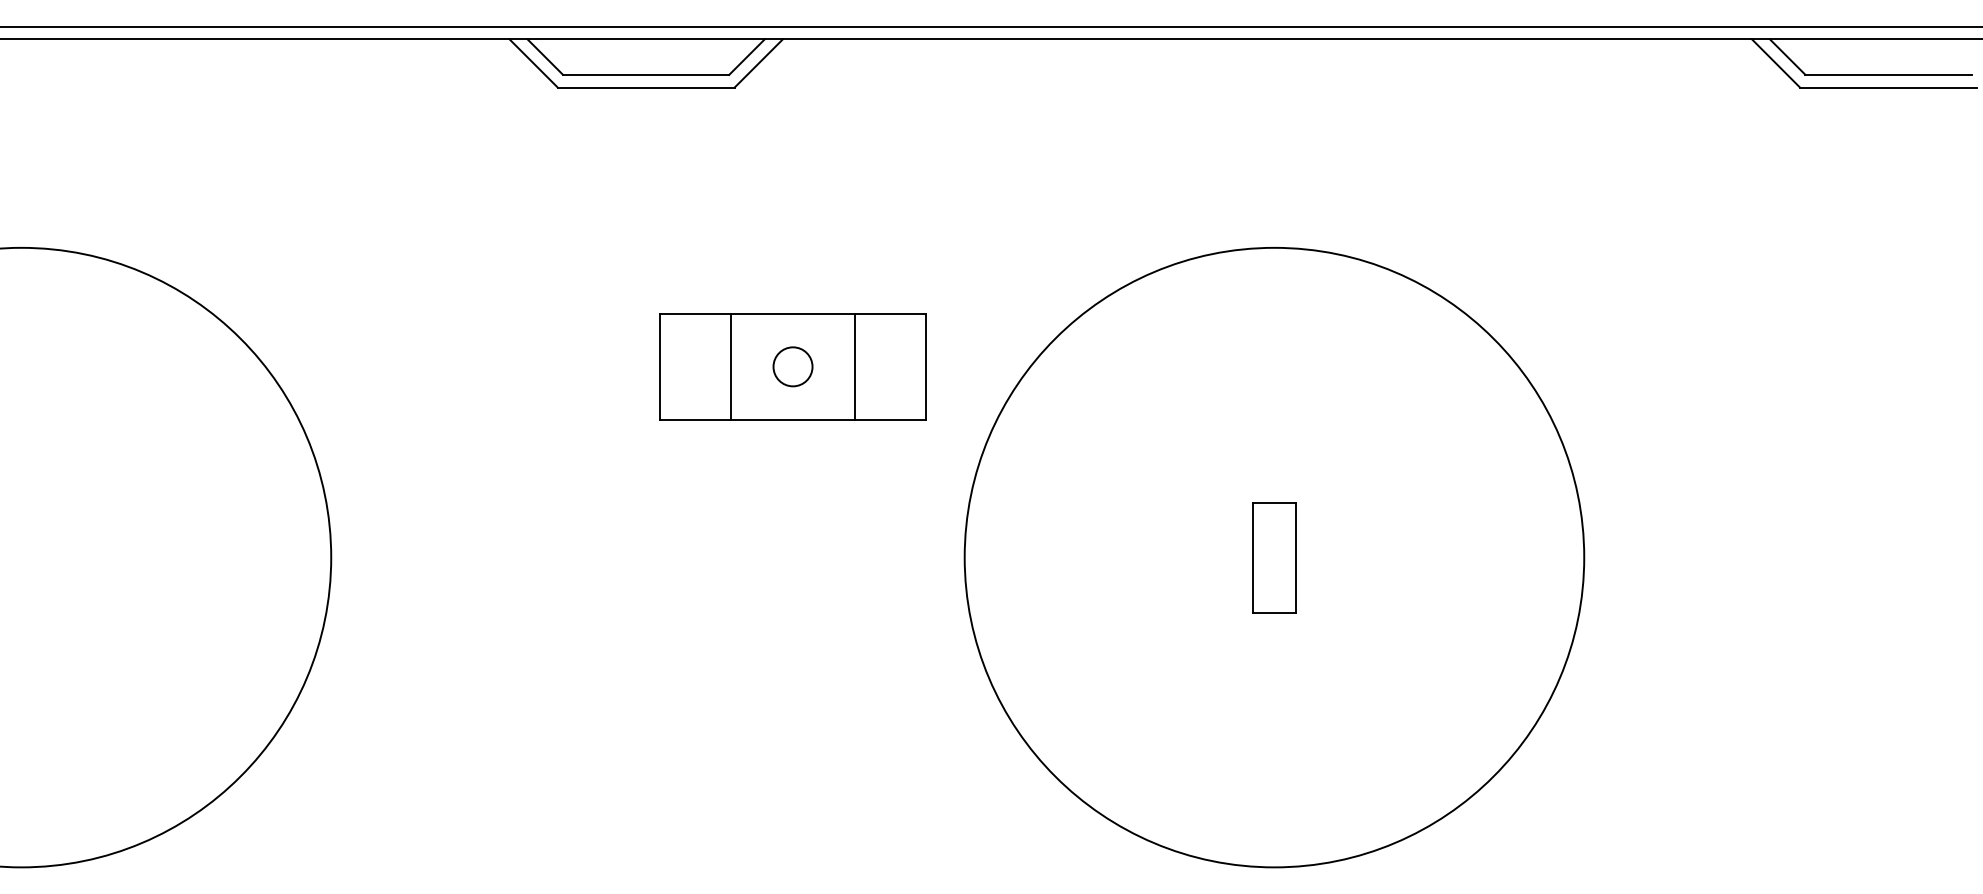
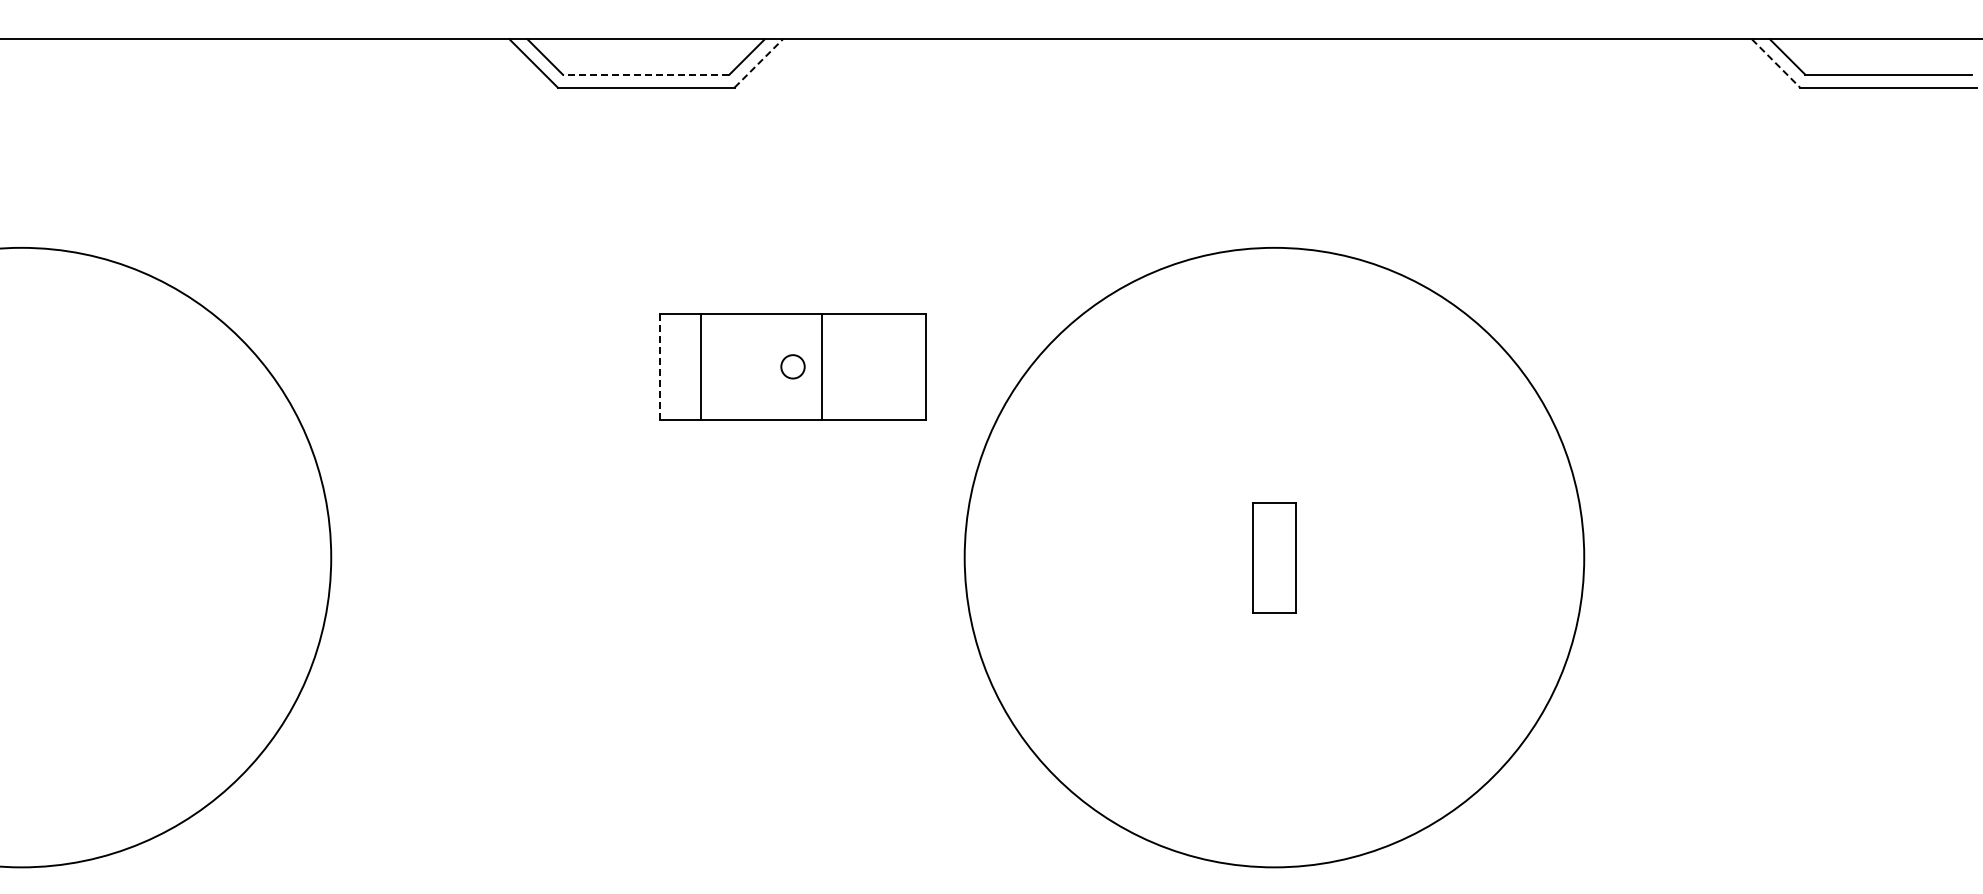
line: present -> none (990, 26)
line: solid -> dashed (759, 63)
line: solid -> dashed (1776, 63)
line: solid -> dashed (645, 74)
line position: (731, 366) -> (701, 366) (701, 366)
circle diameter: 39 px -> 23 px (792, 366)
line position: (855, 366) -> (822, 366) (822, 366)
line: solid -> dashed (660, 367)
